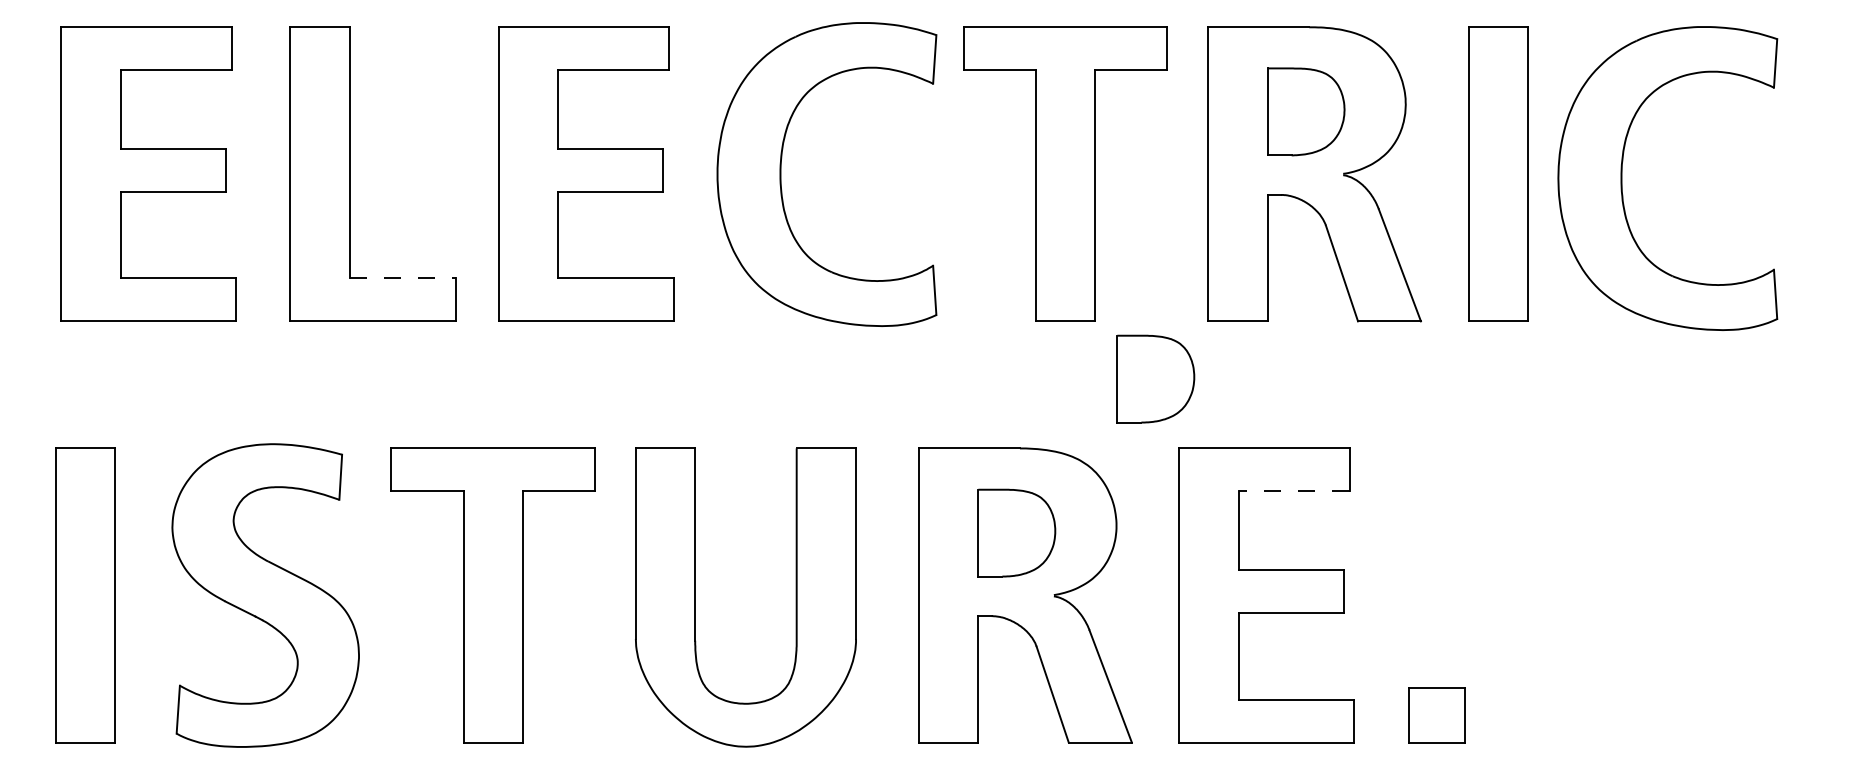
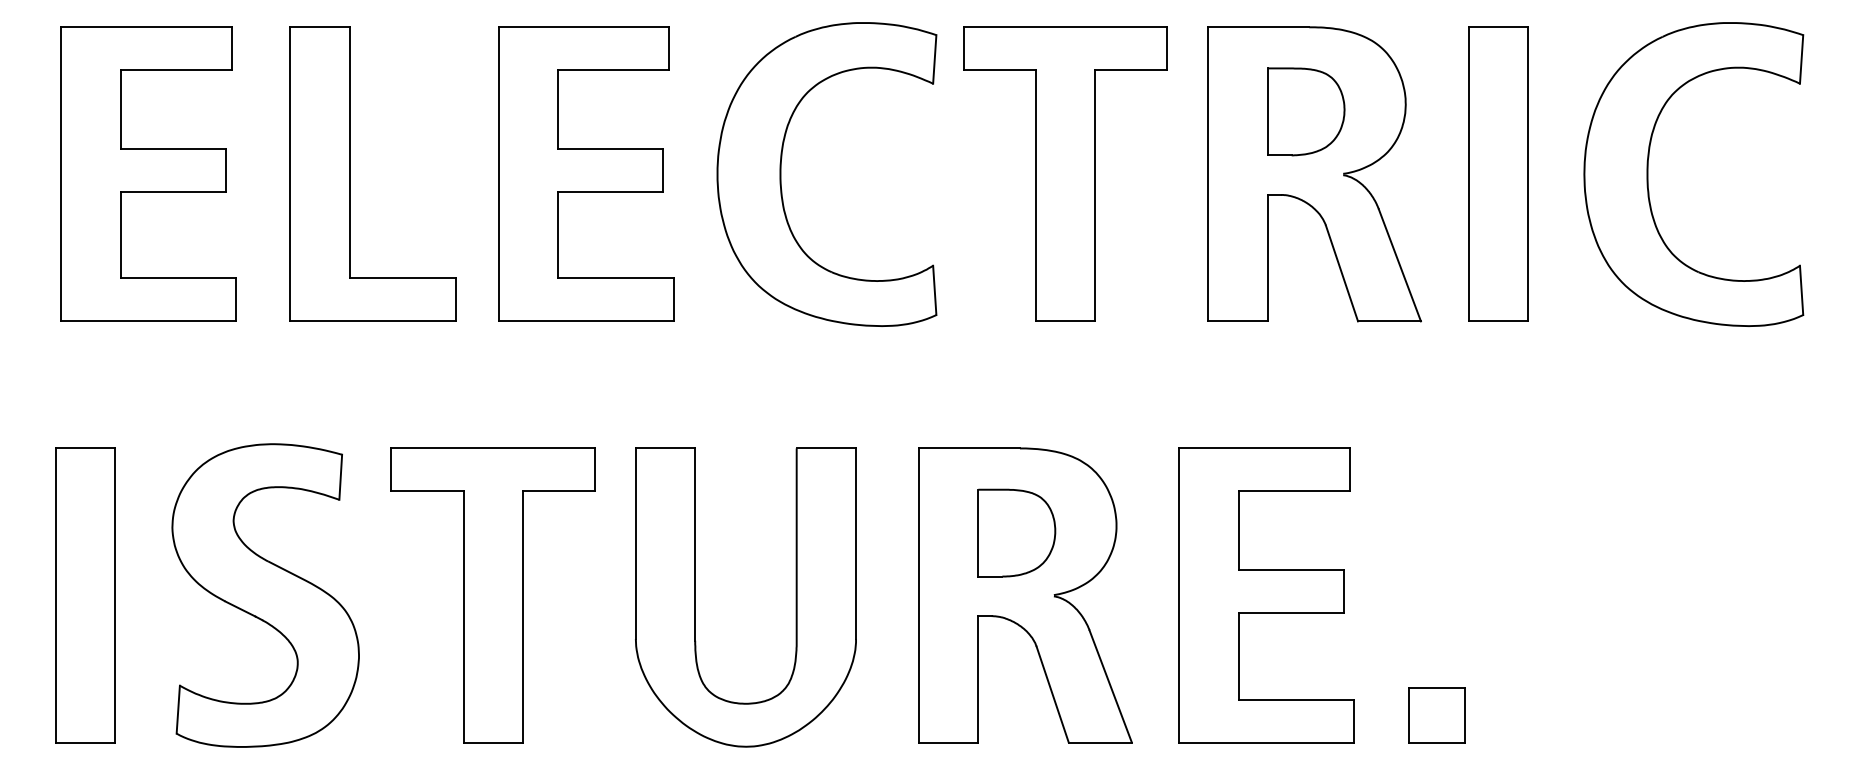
part position: (1622, 178) -> (1648, 174) (1648, 174)
line: dashed -> solid (403, 278)
part: present -> none (1155, 378)
line: dashed -> solid (1293, 491)
